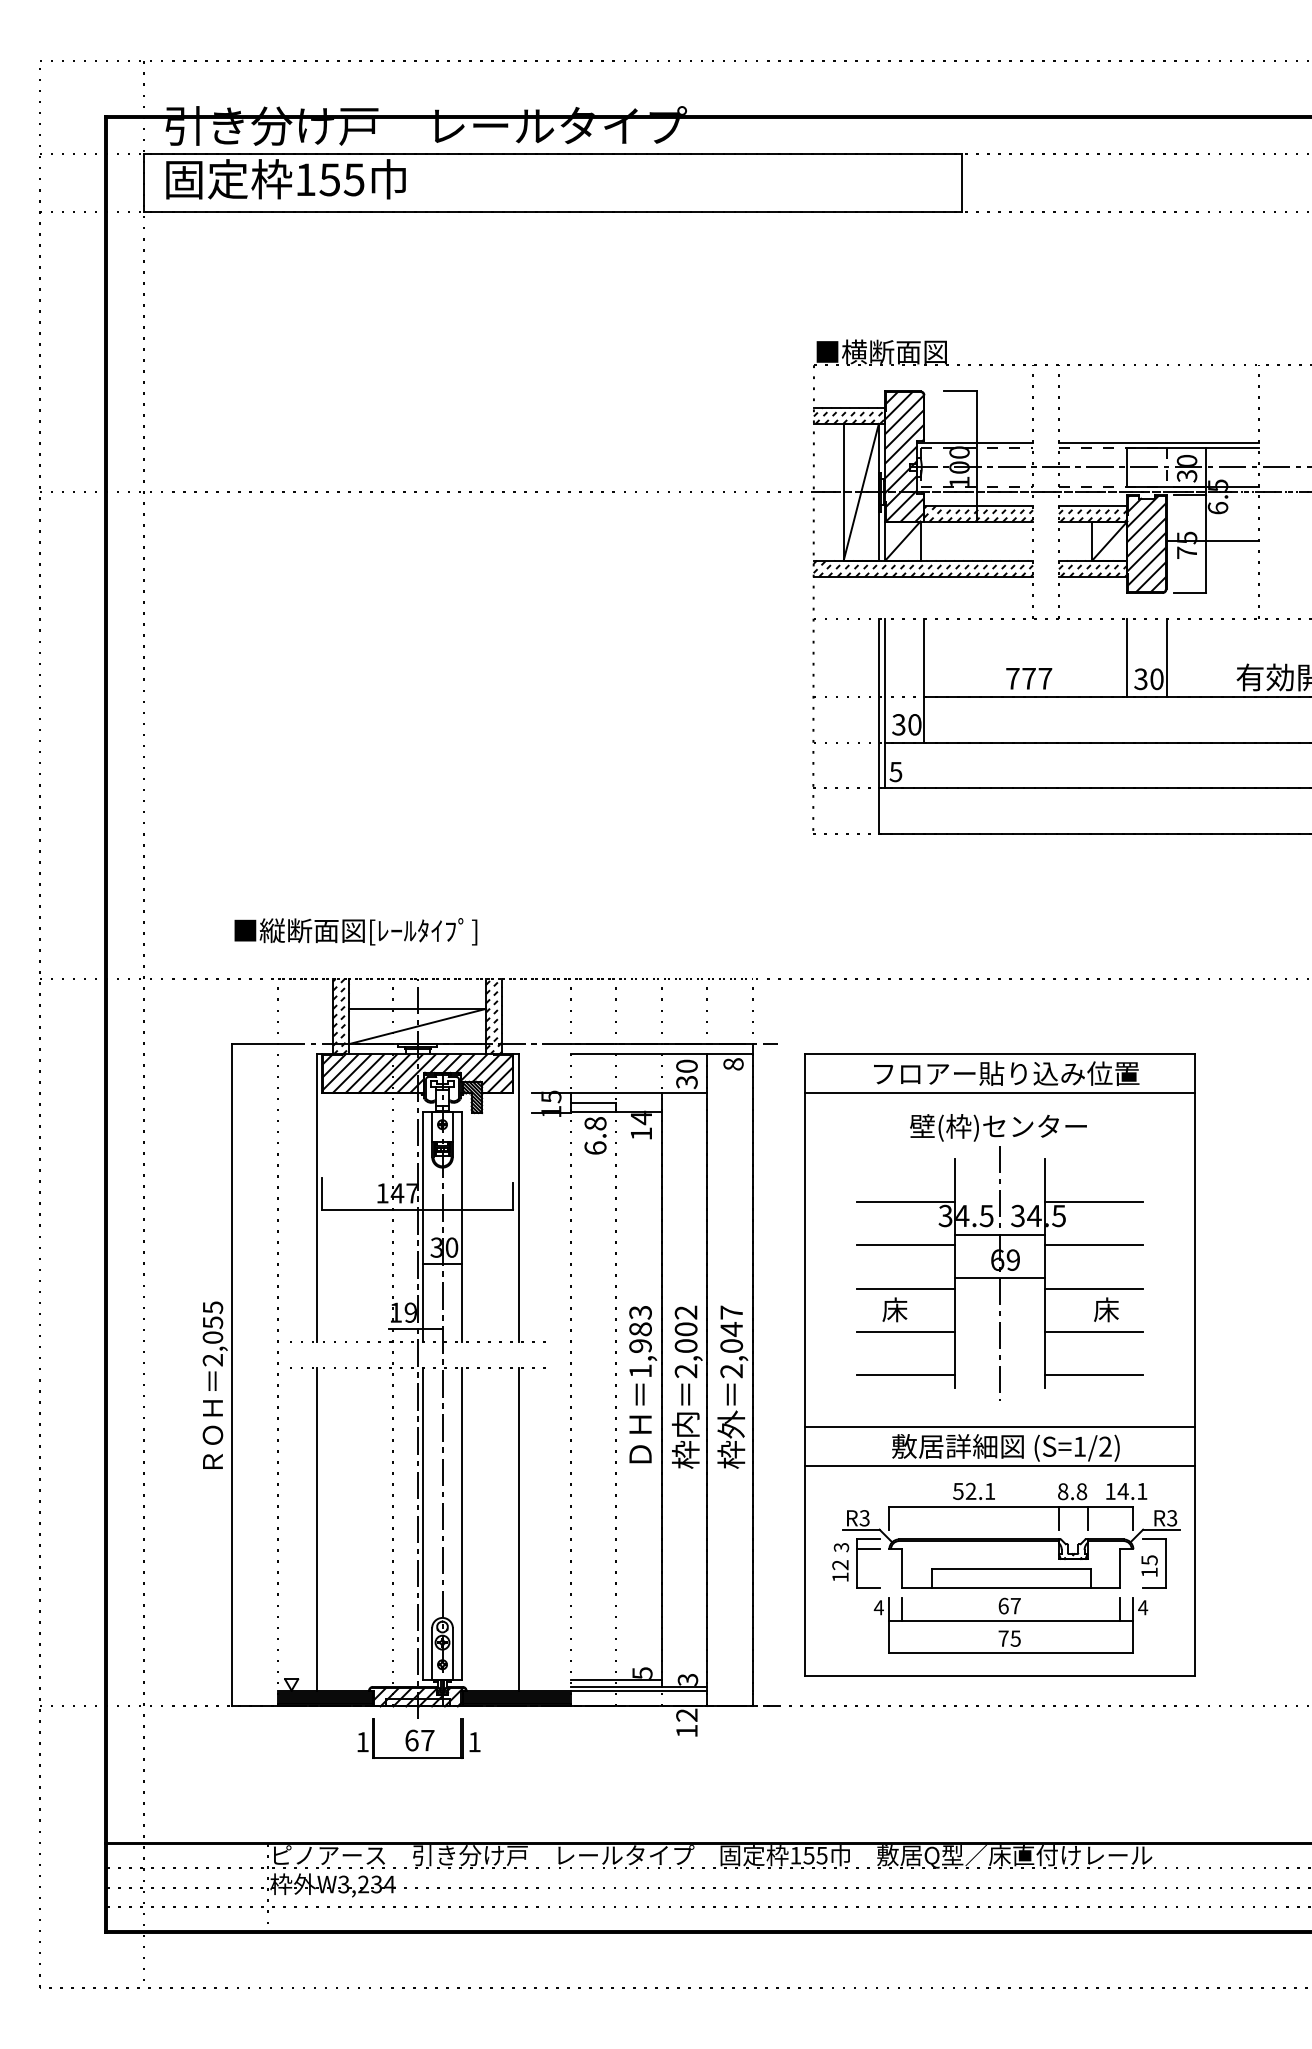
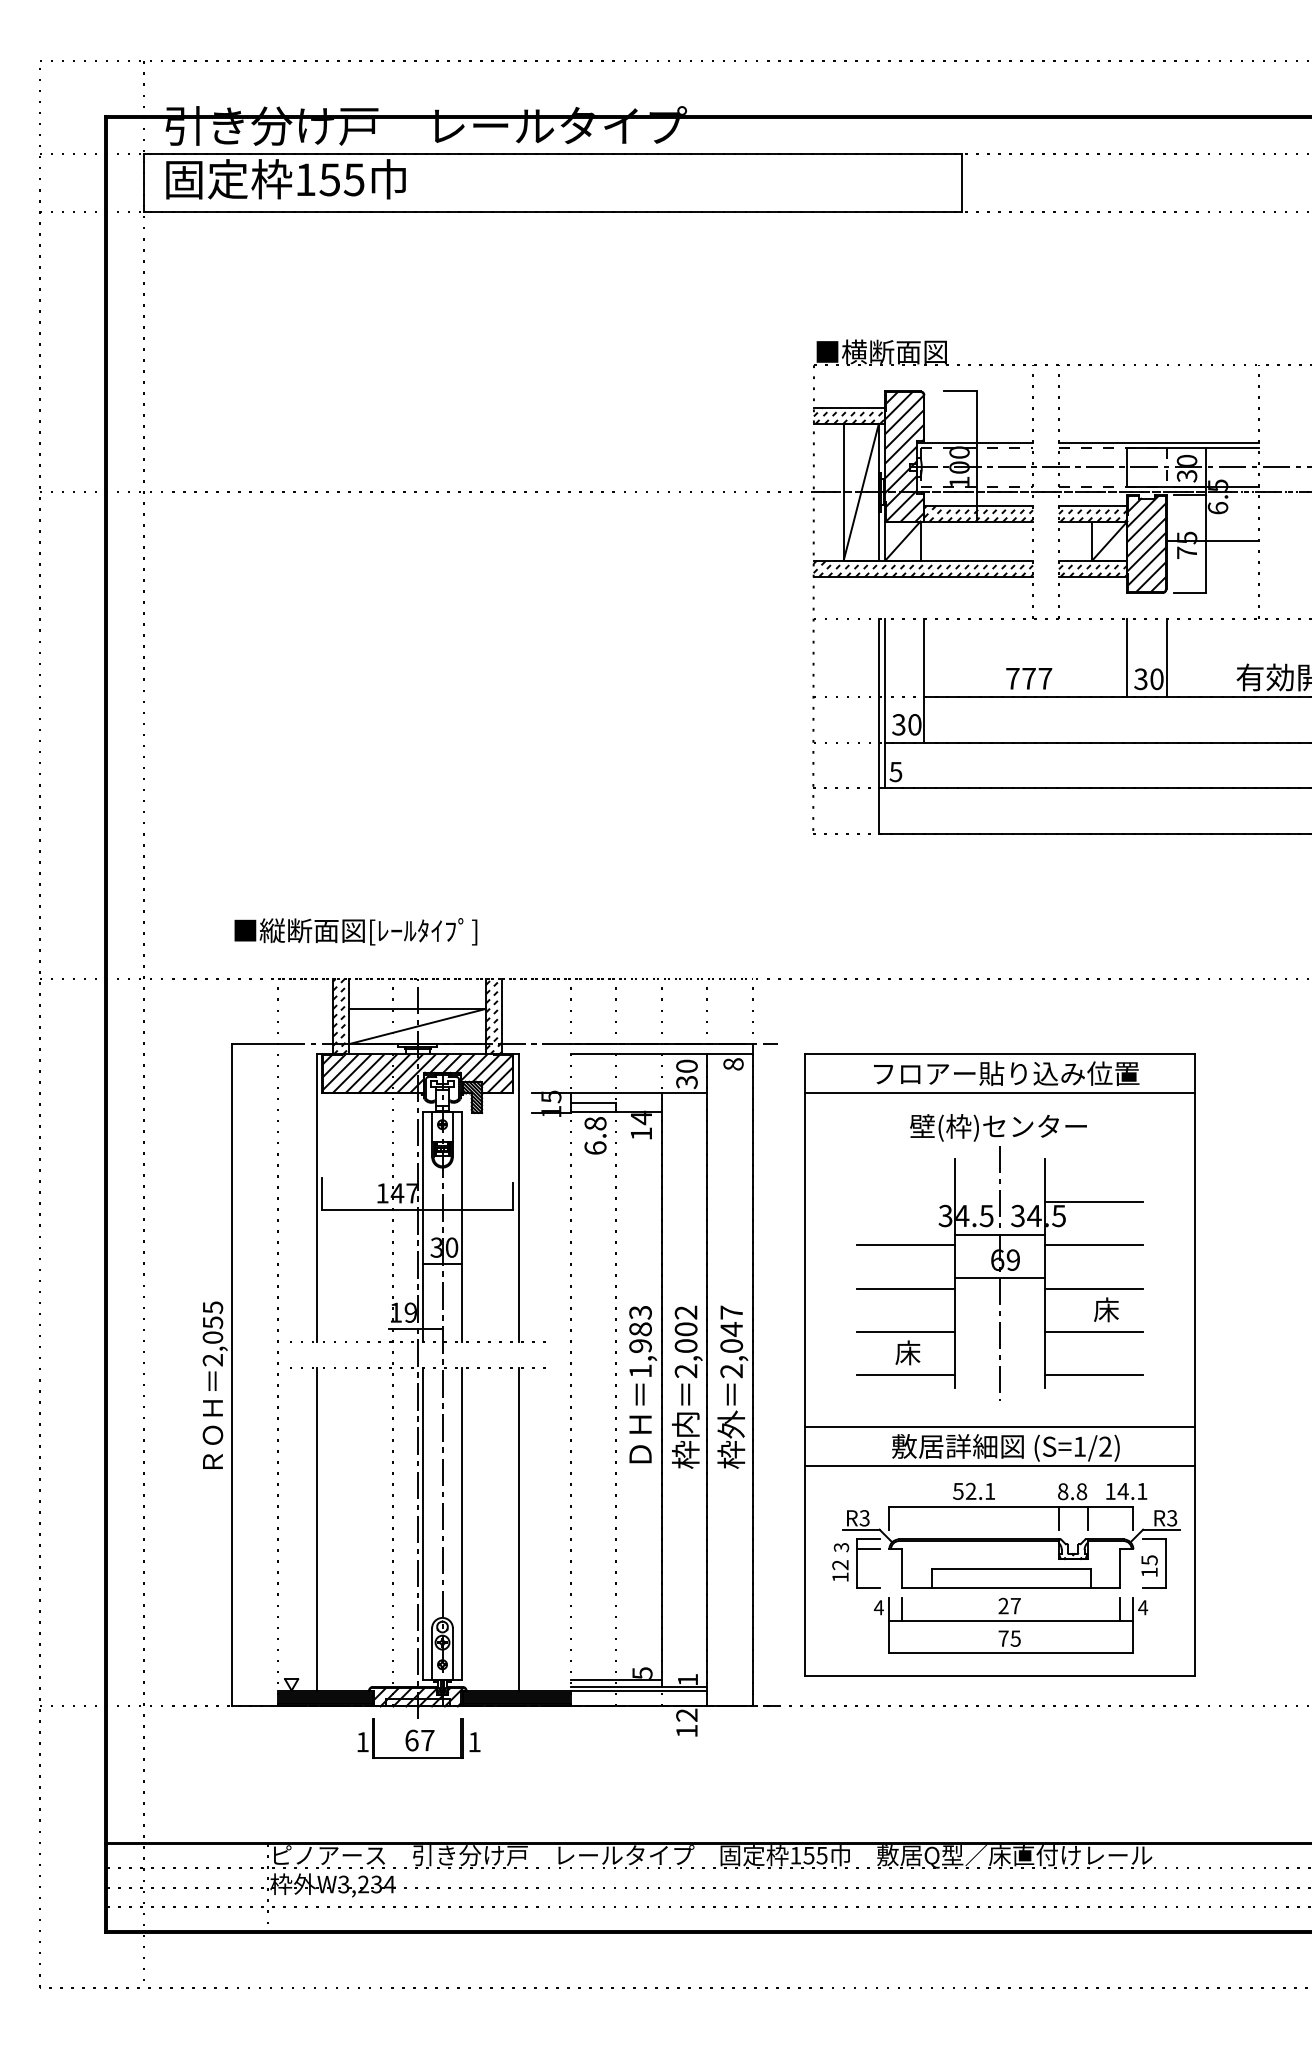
line: present -> none (906, 1201)
text position: (894, 1309) -> (907, 1352) (907, 1352)
text: 67 -> 27 (1003, 1605)
text: 3 -> 1 (687, 1679)
